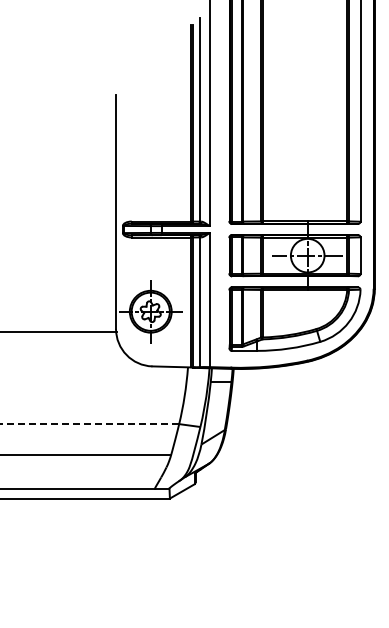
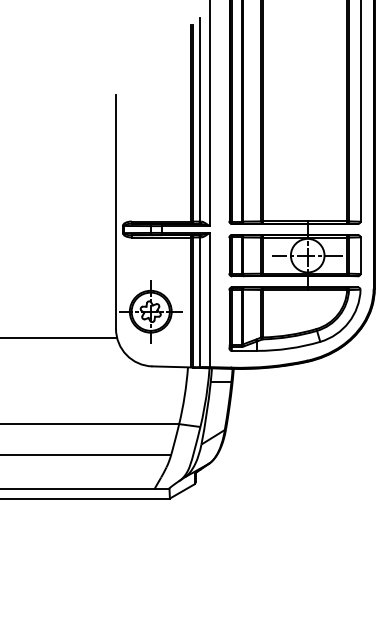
line position: (59, 331) -> (59, 337) (59, 337)
line: dashed -> solid (90, 424)
